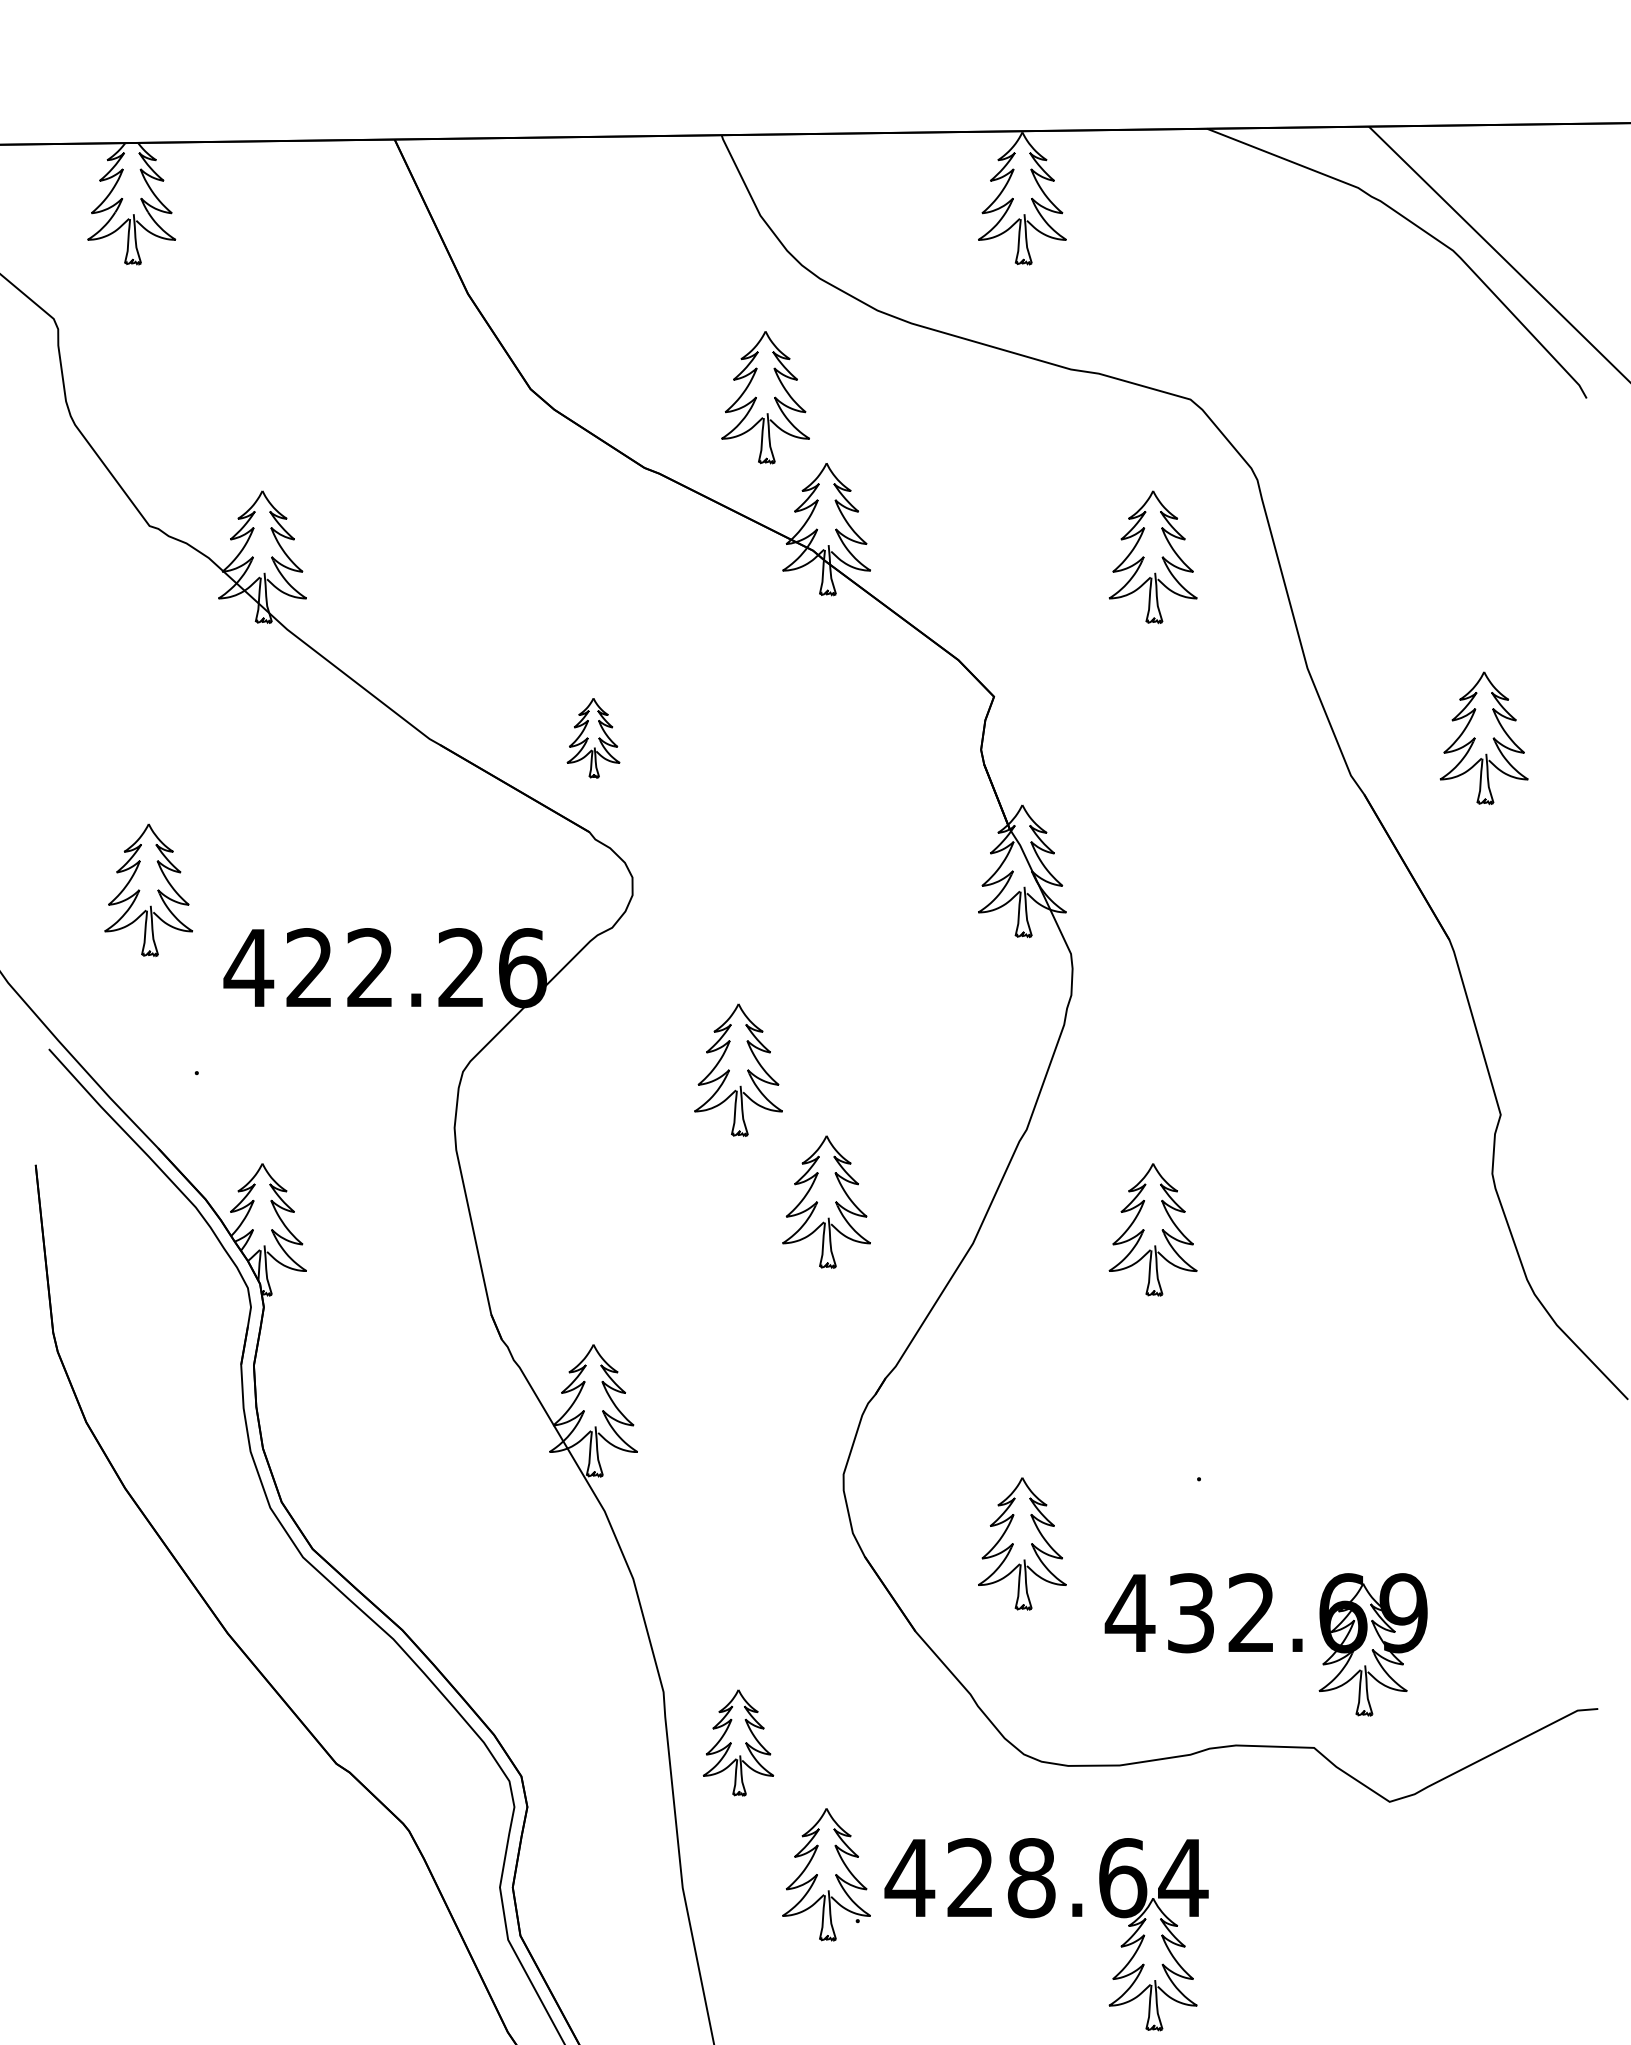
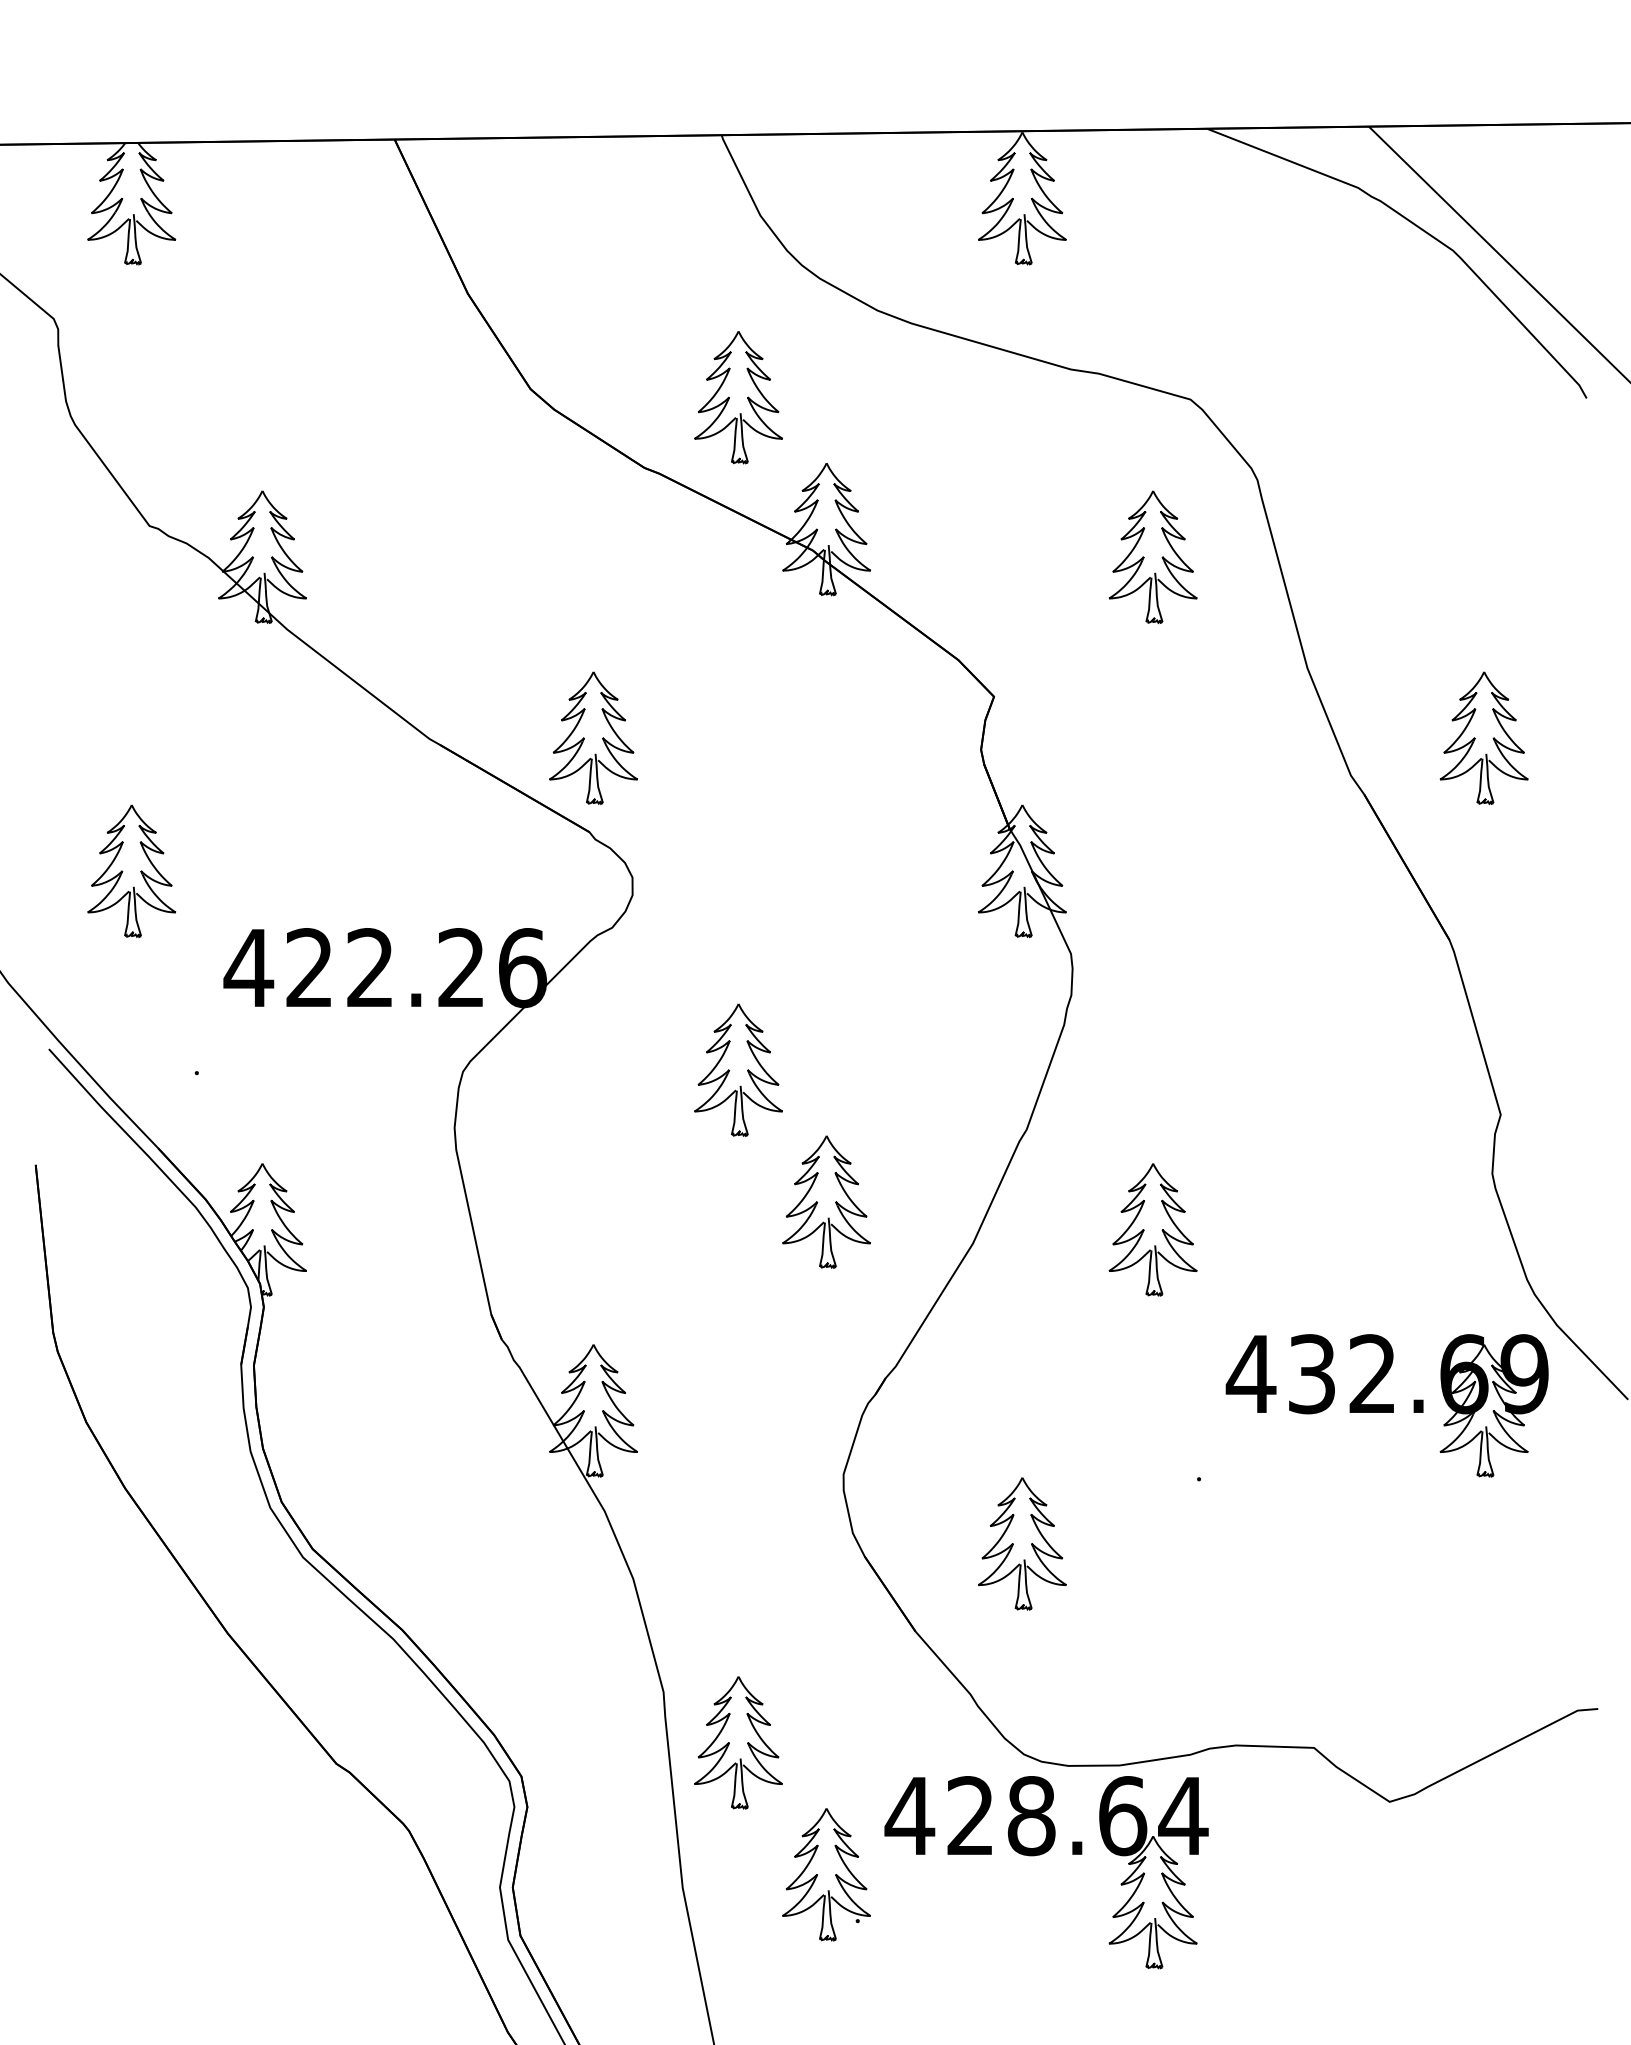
part position: (765, 397) -> (738, 397) (738, 397)
part size: 55x81 px -> 89x134 px (593, 737)
part position: (148, 890) -> (131, 871) (131, 871)
part position: (1265, 1644) -> (1386, 1405) (1386, 1405)
part size: 73x108 px -> 89x134 px (738, 1742)
part position: (1040, 1917) -> (1040, 1855) (1040, 1855)
